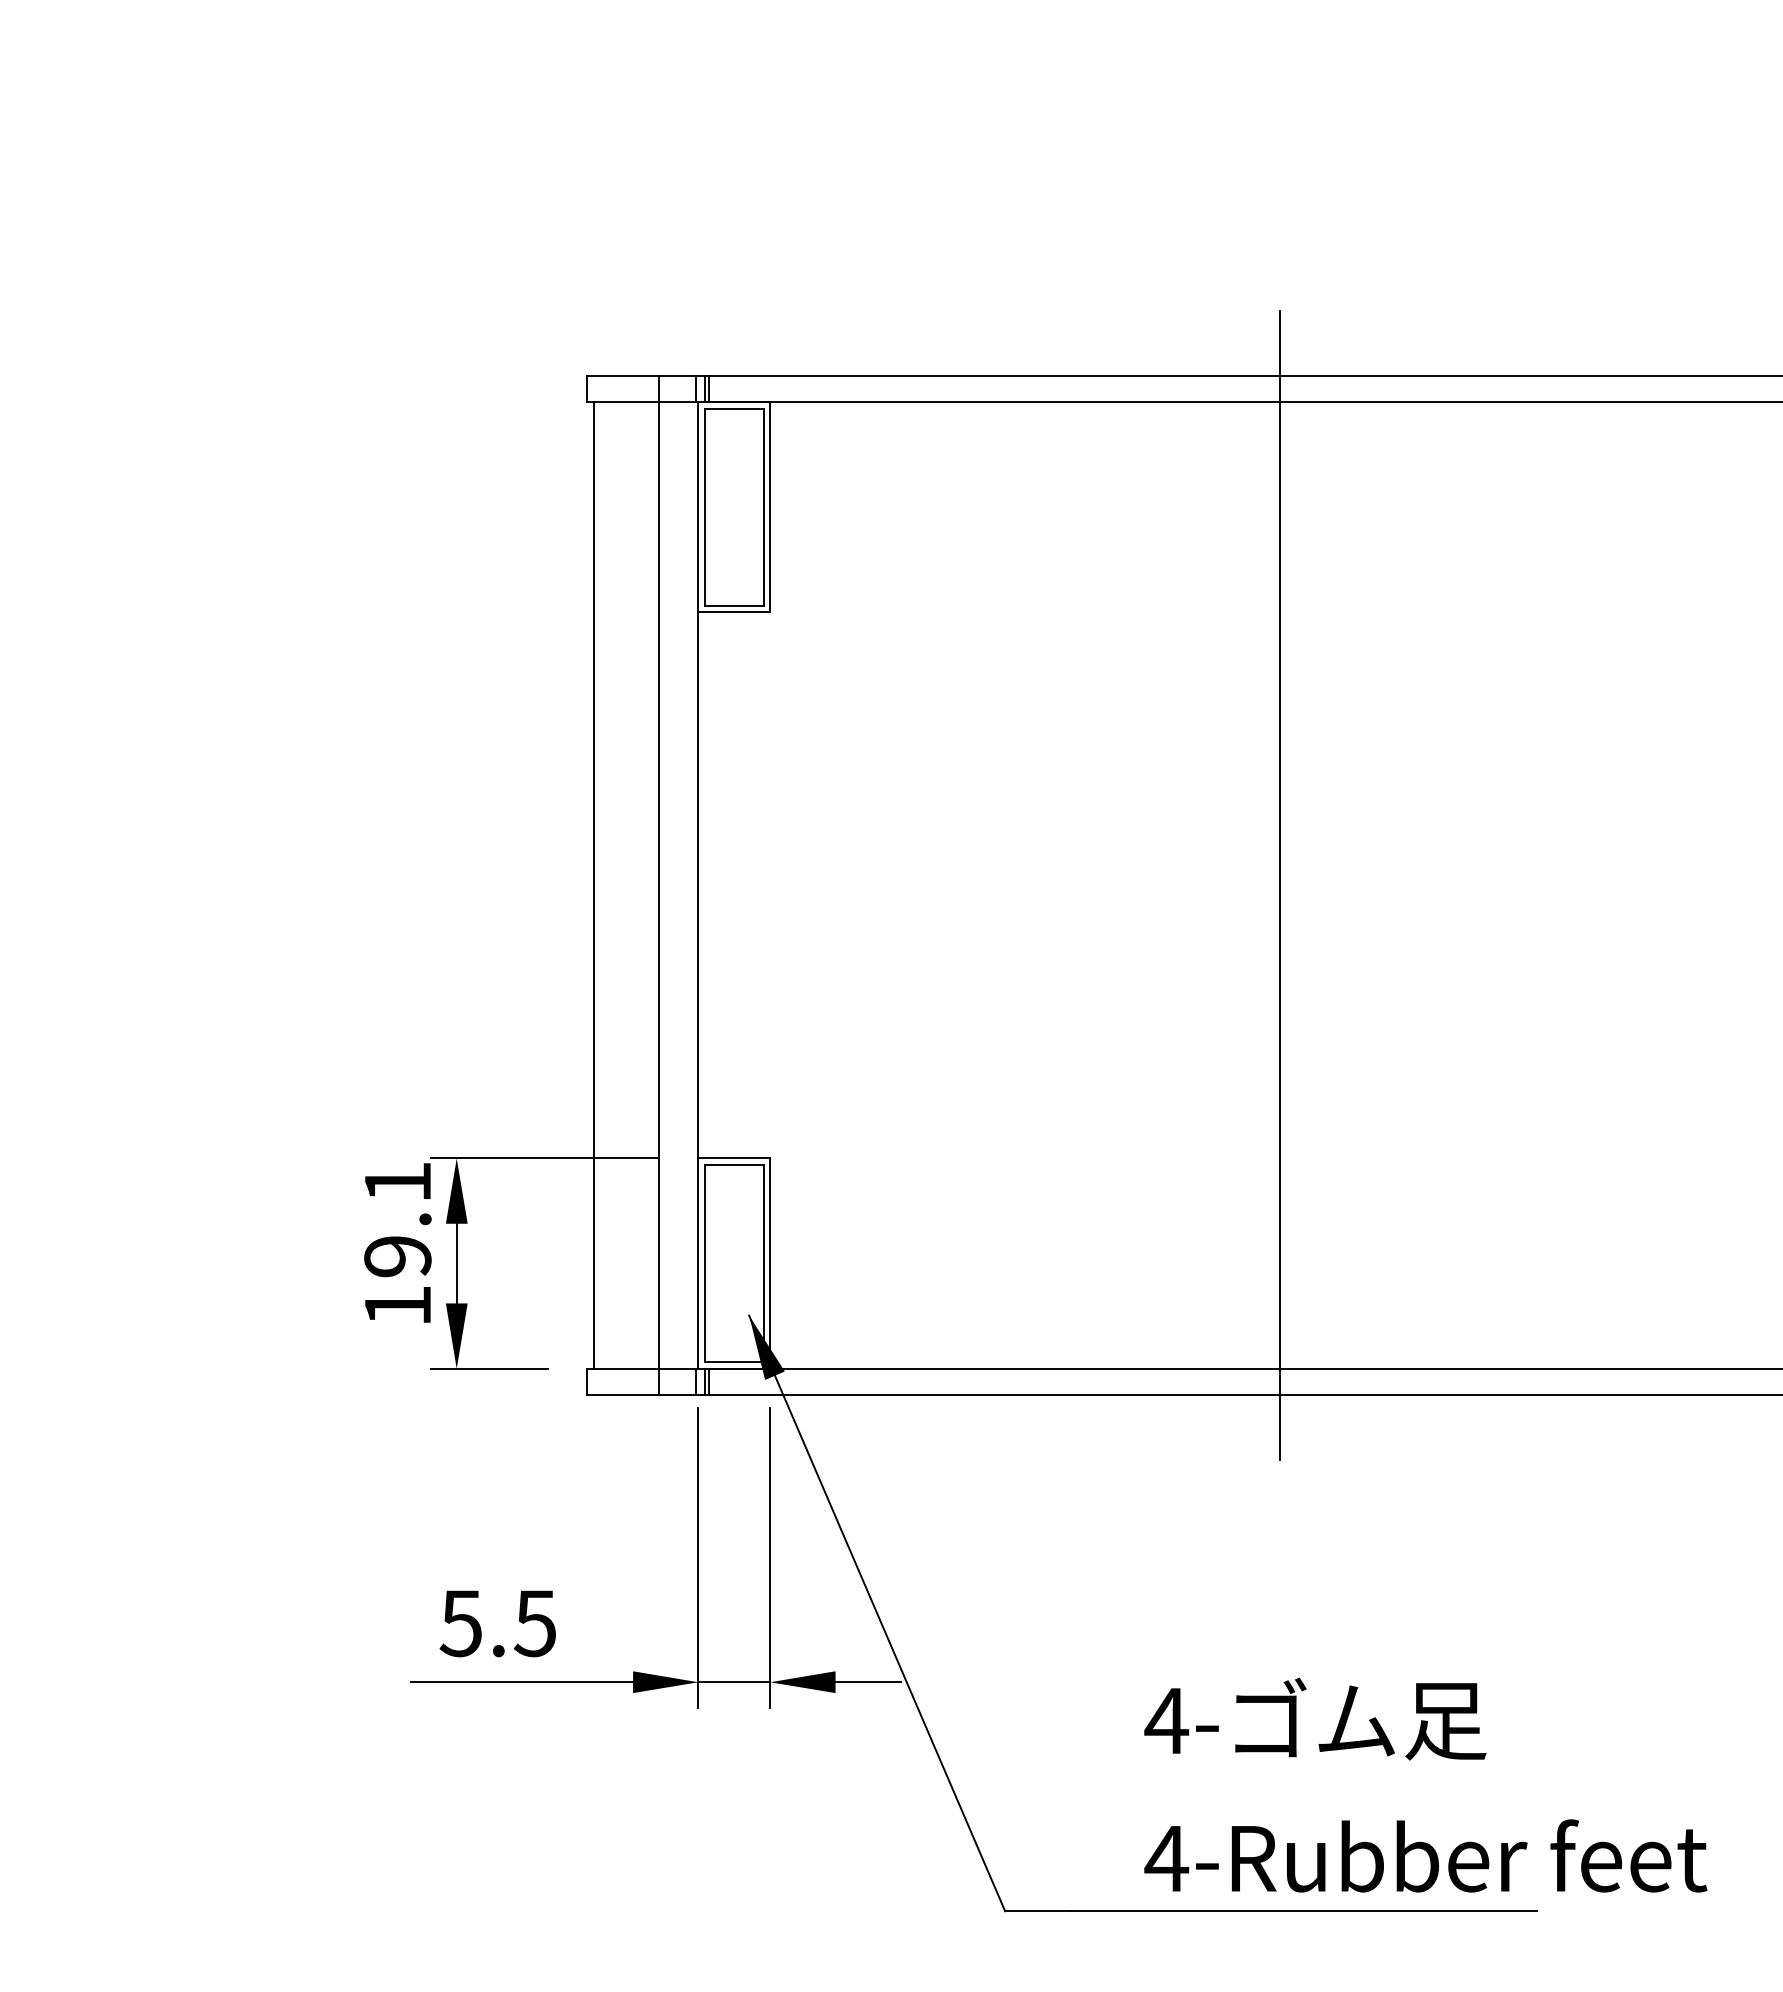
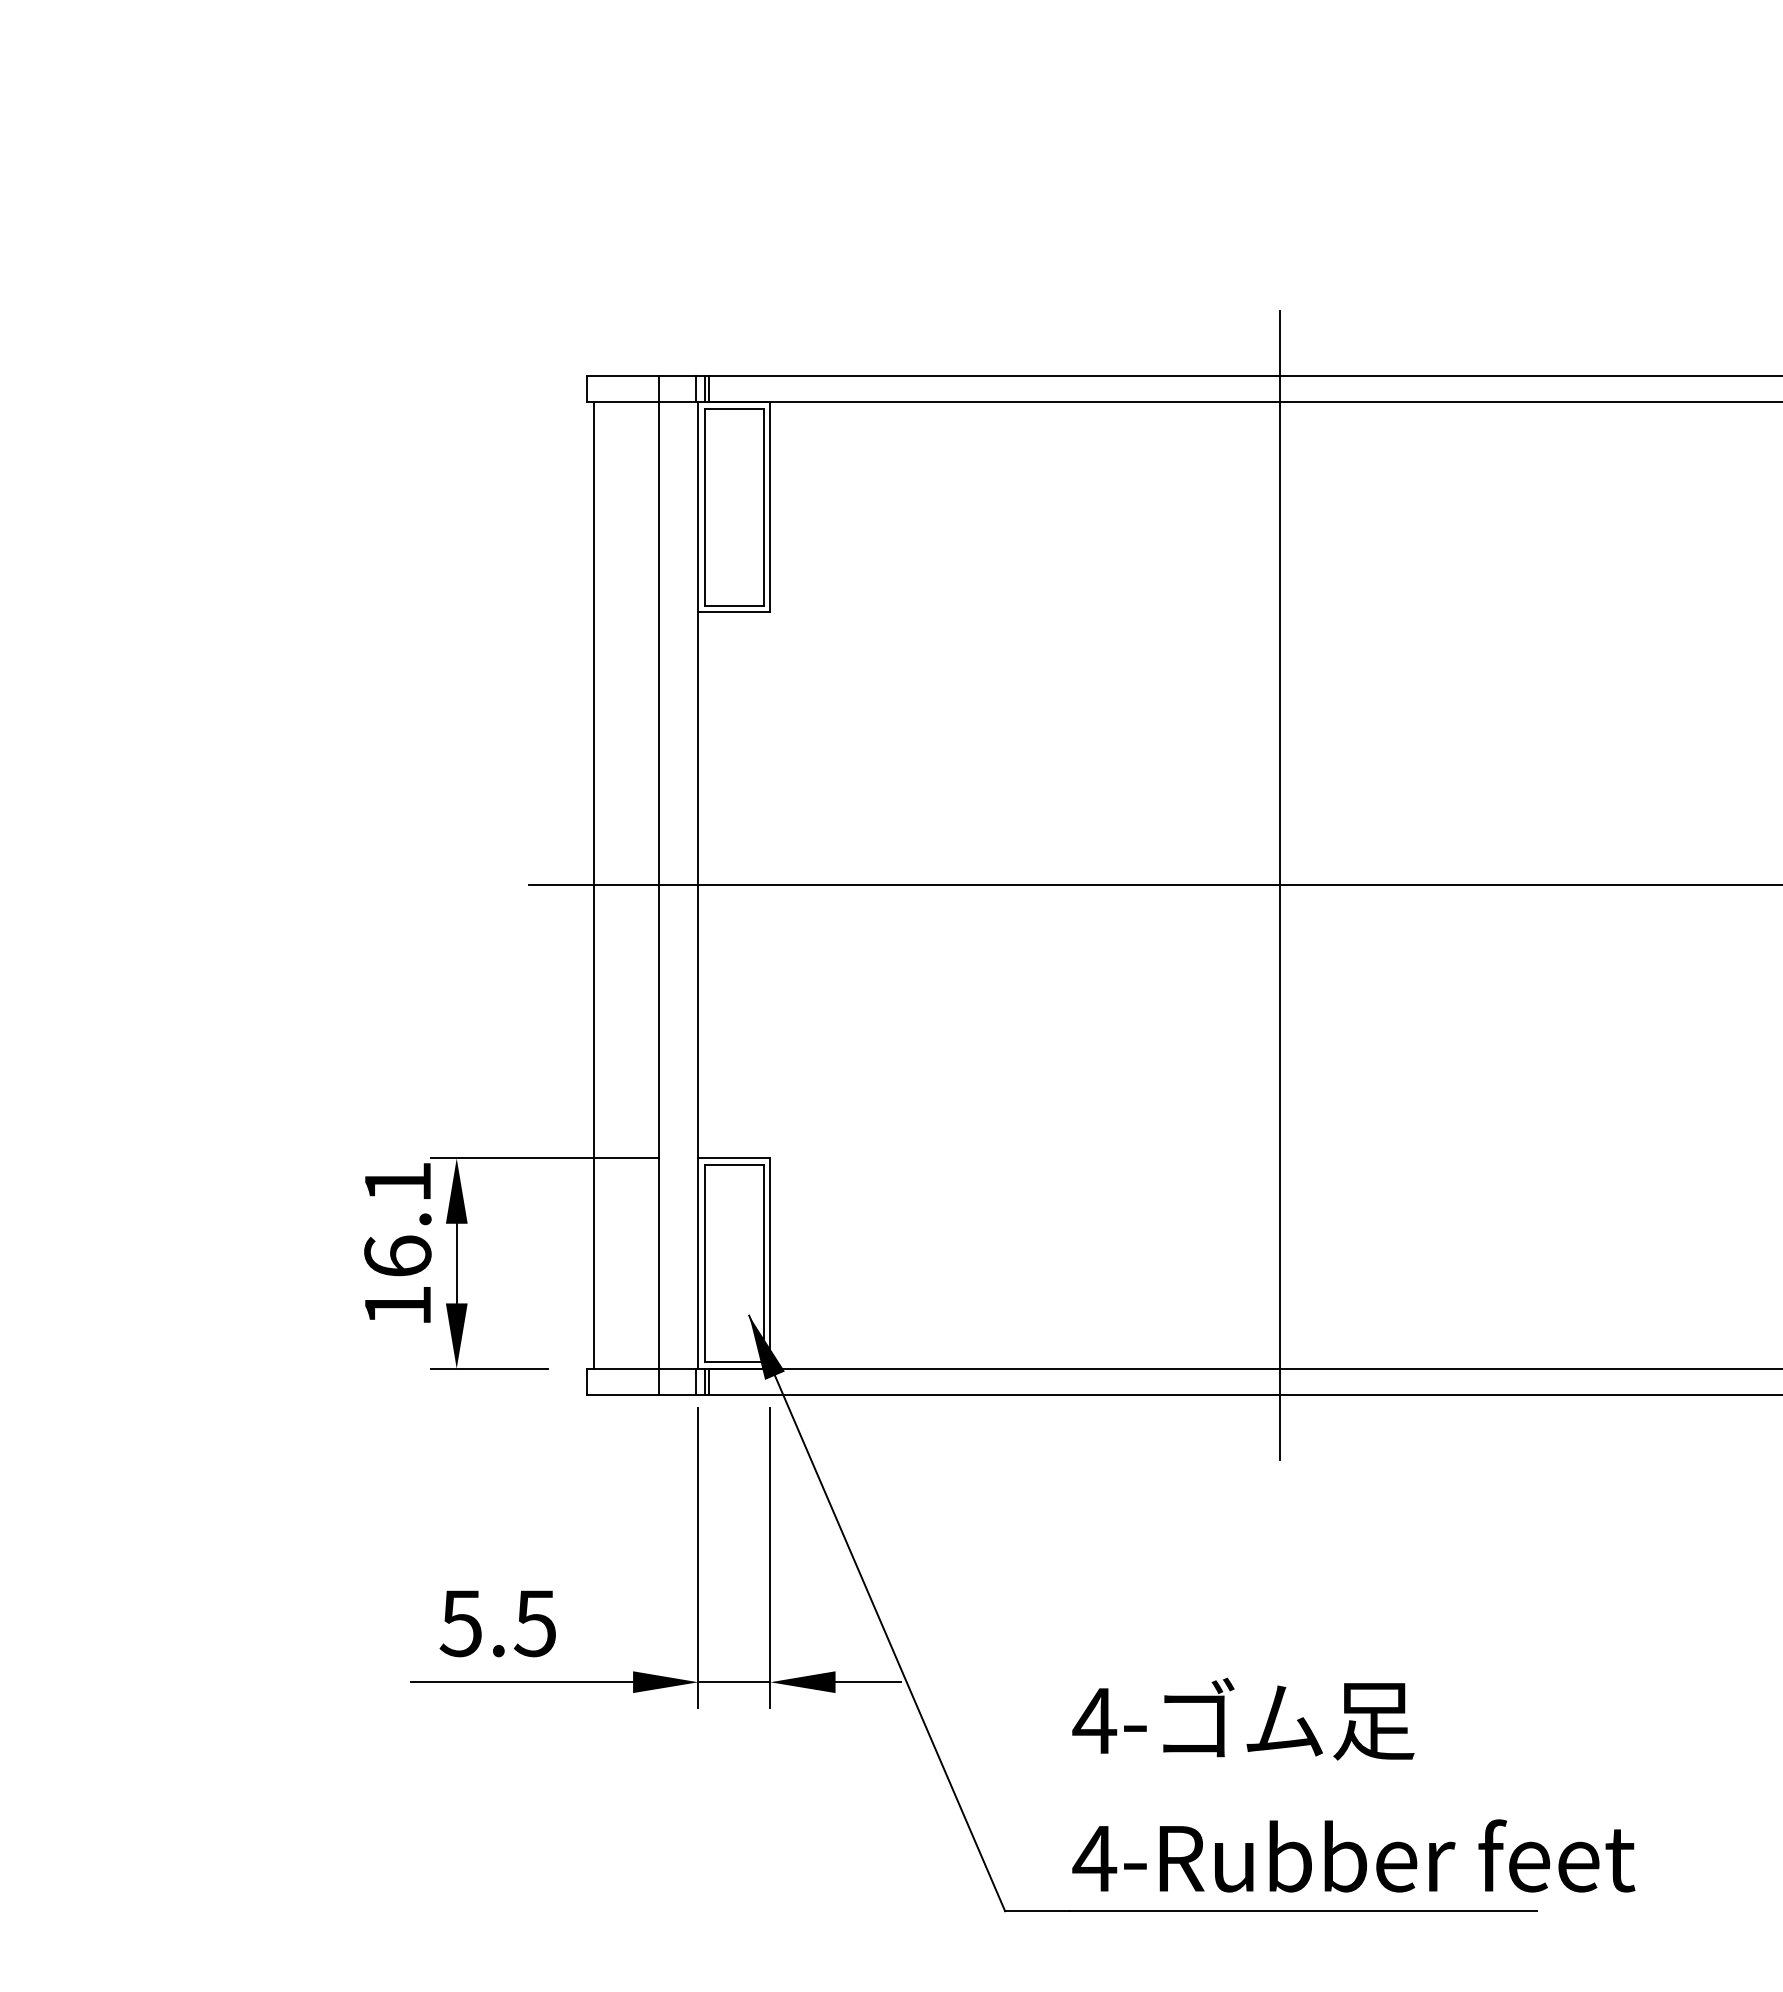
line: none -> present (1153, 885)
text: 19.1 -> 16.1 (397, 1256)
text position: (1425, 1784) -> (1353, 1784) (1353, 1784)
